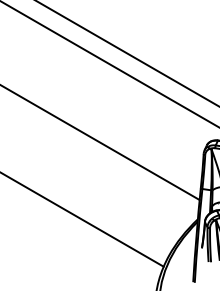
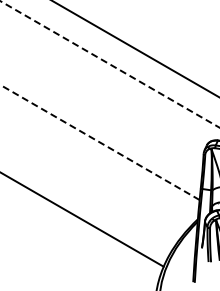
line position: (127, 53) -> (135, 48) (135, 48)
line: solid -> dashed (109, 64)
line: solid -> dashed (100, 142)
